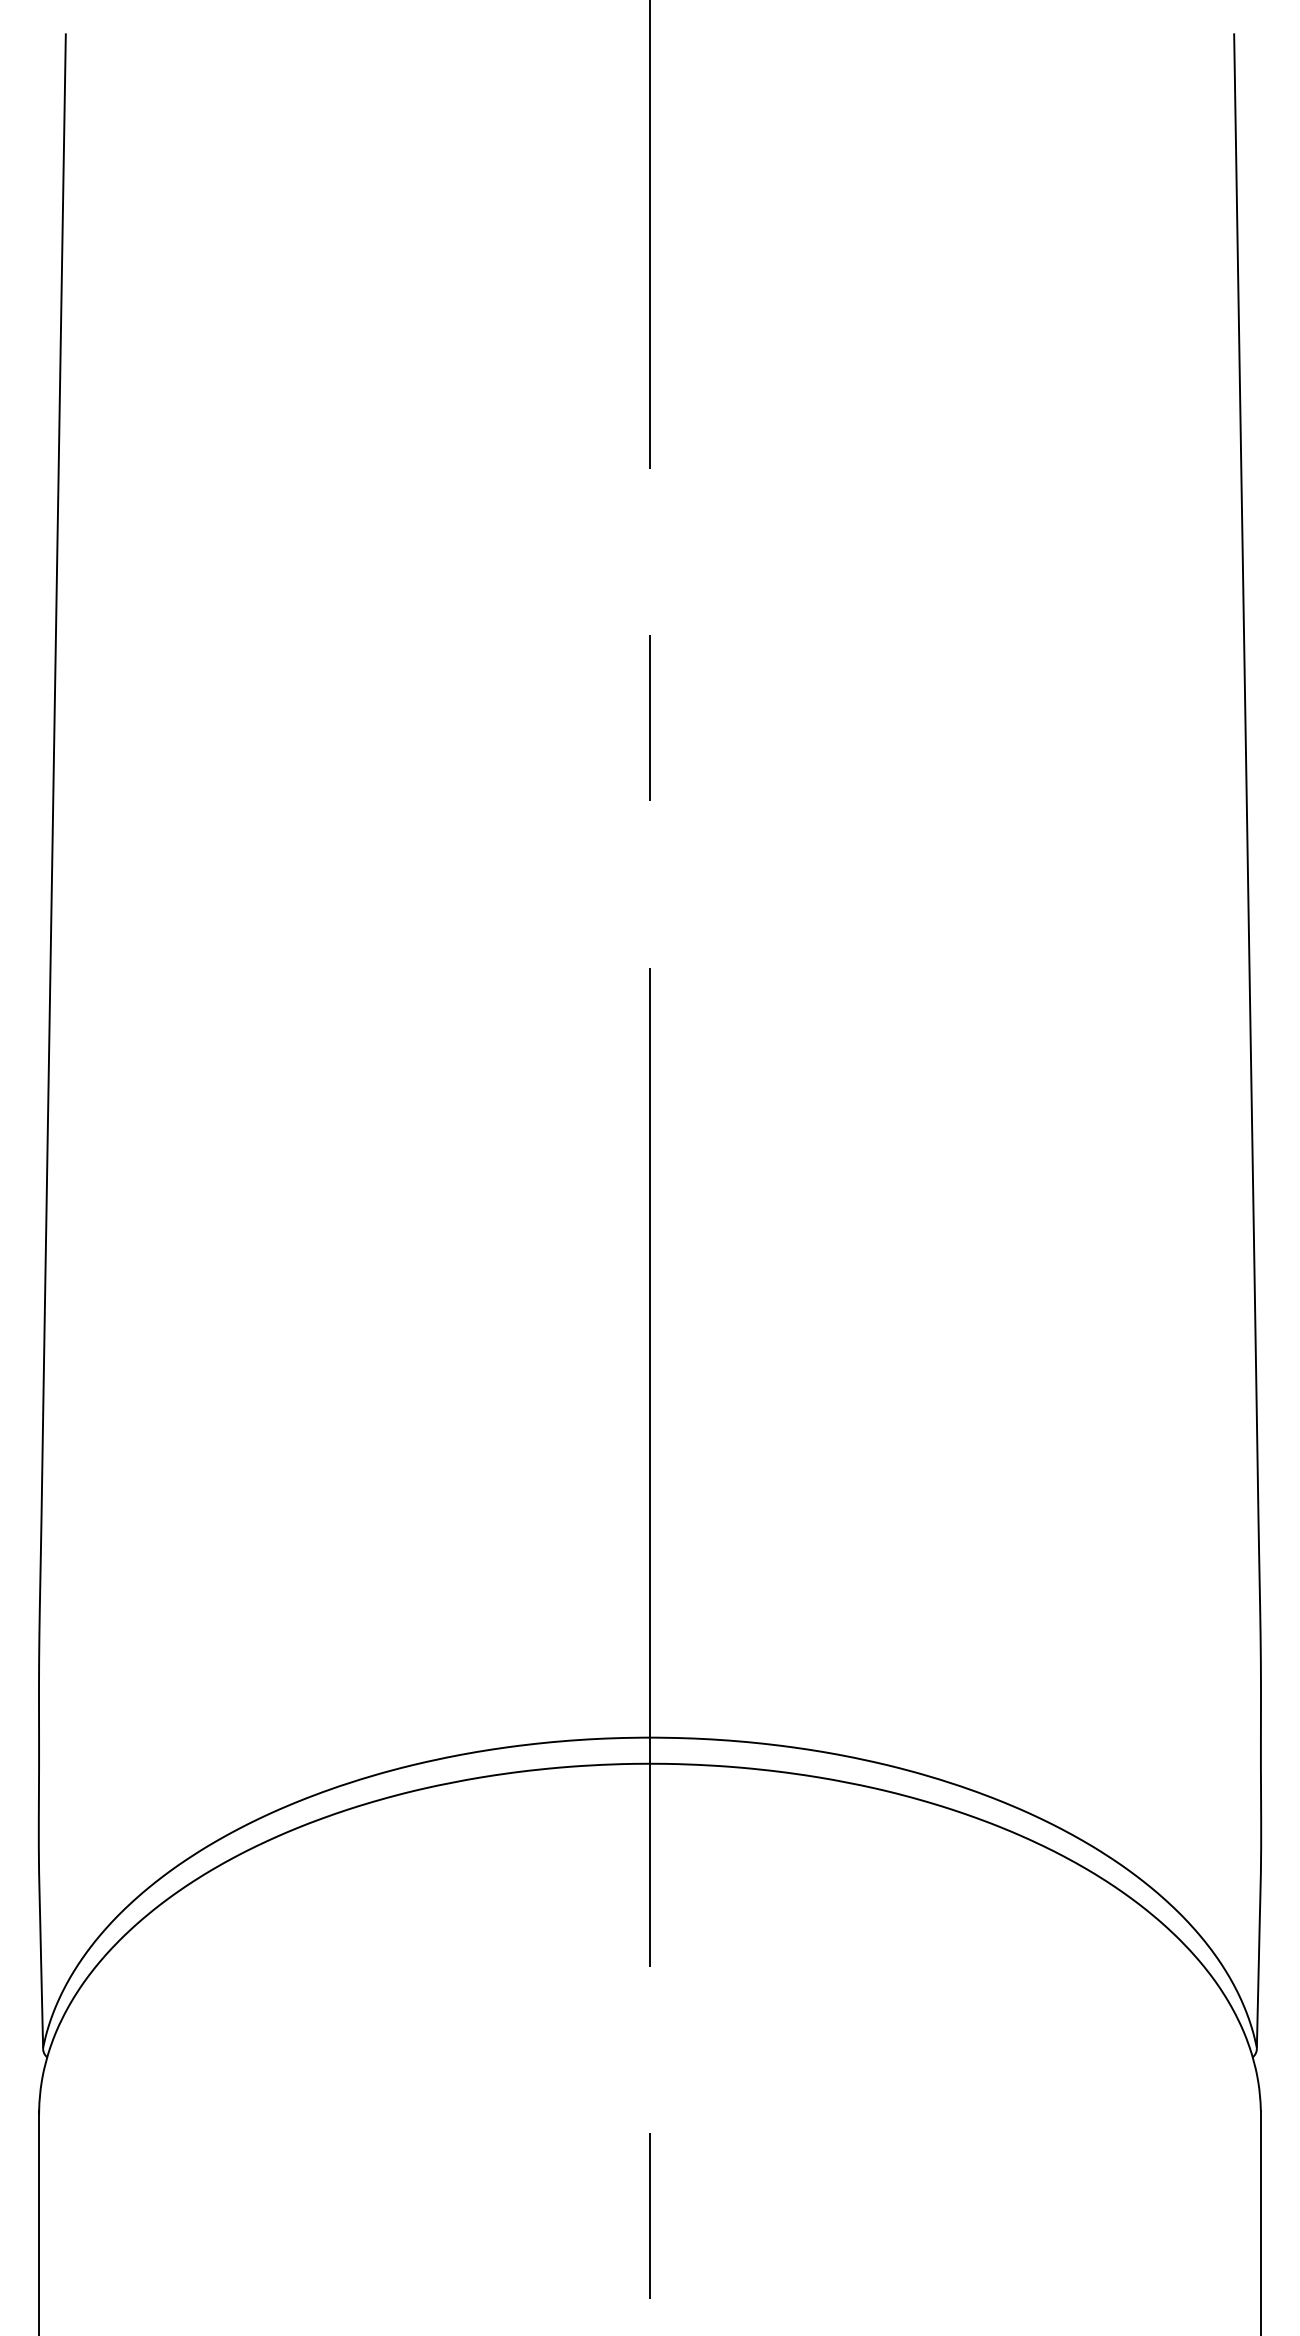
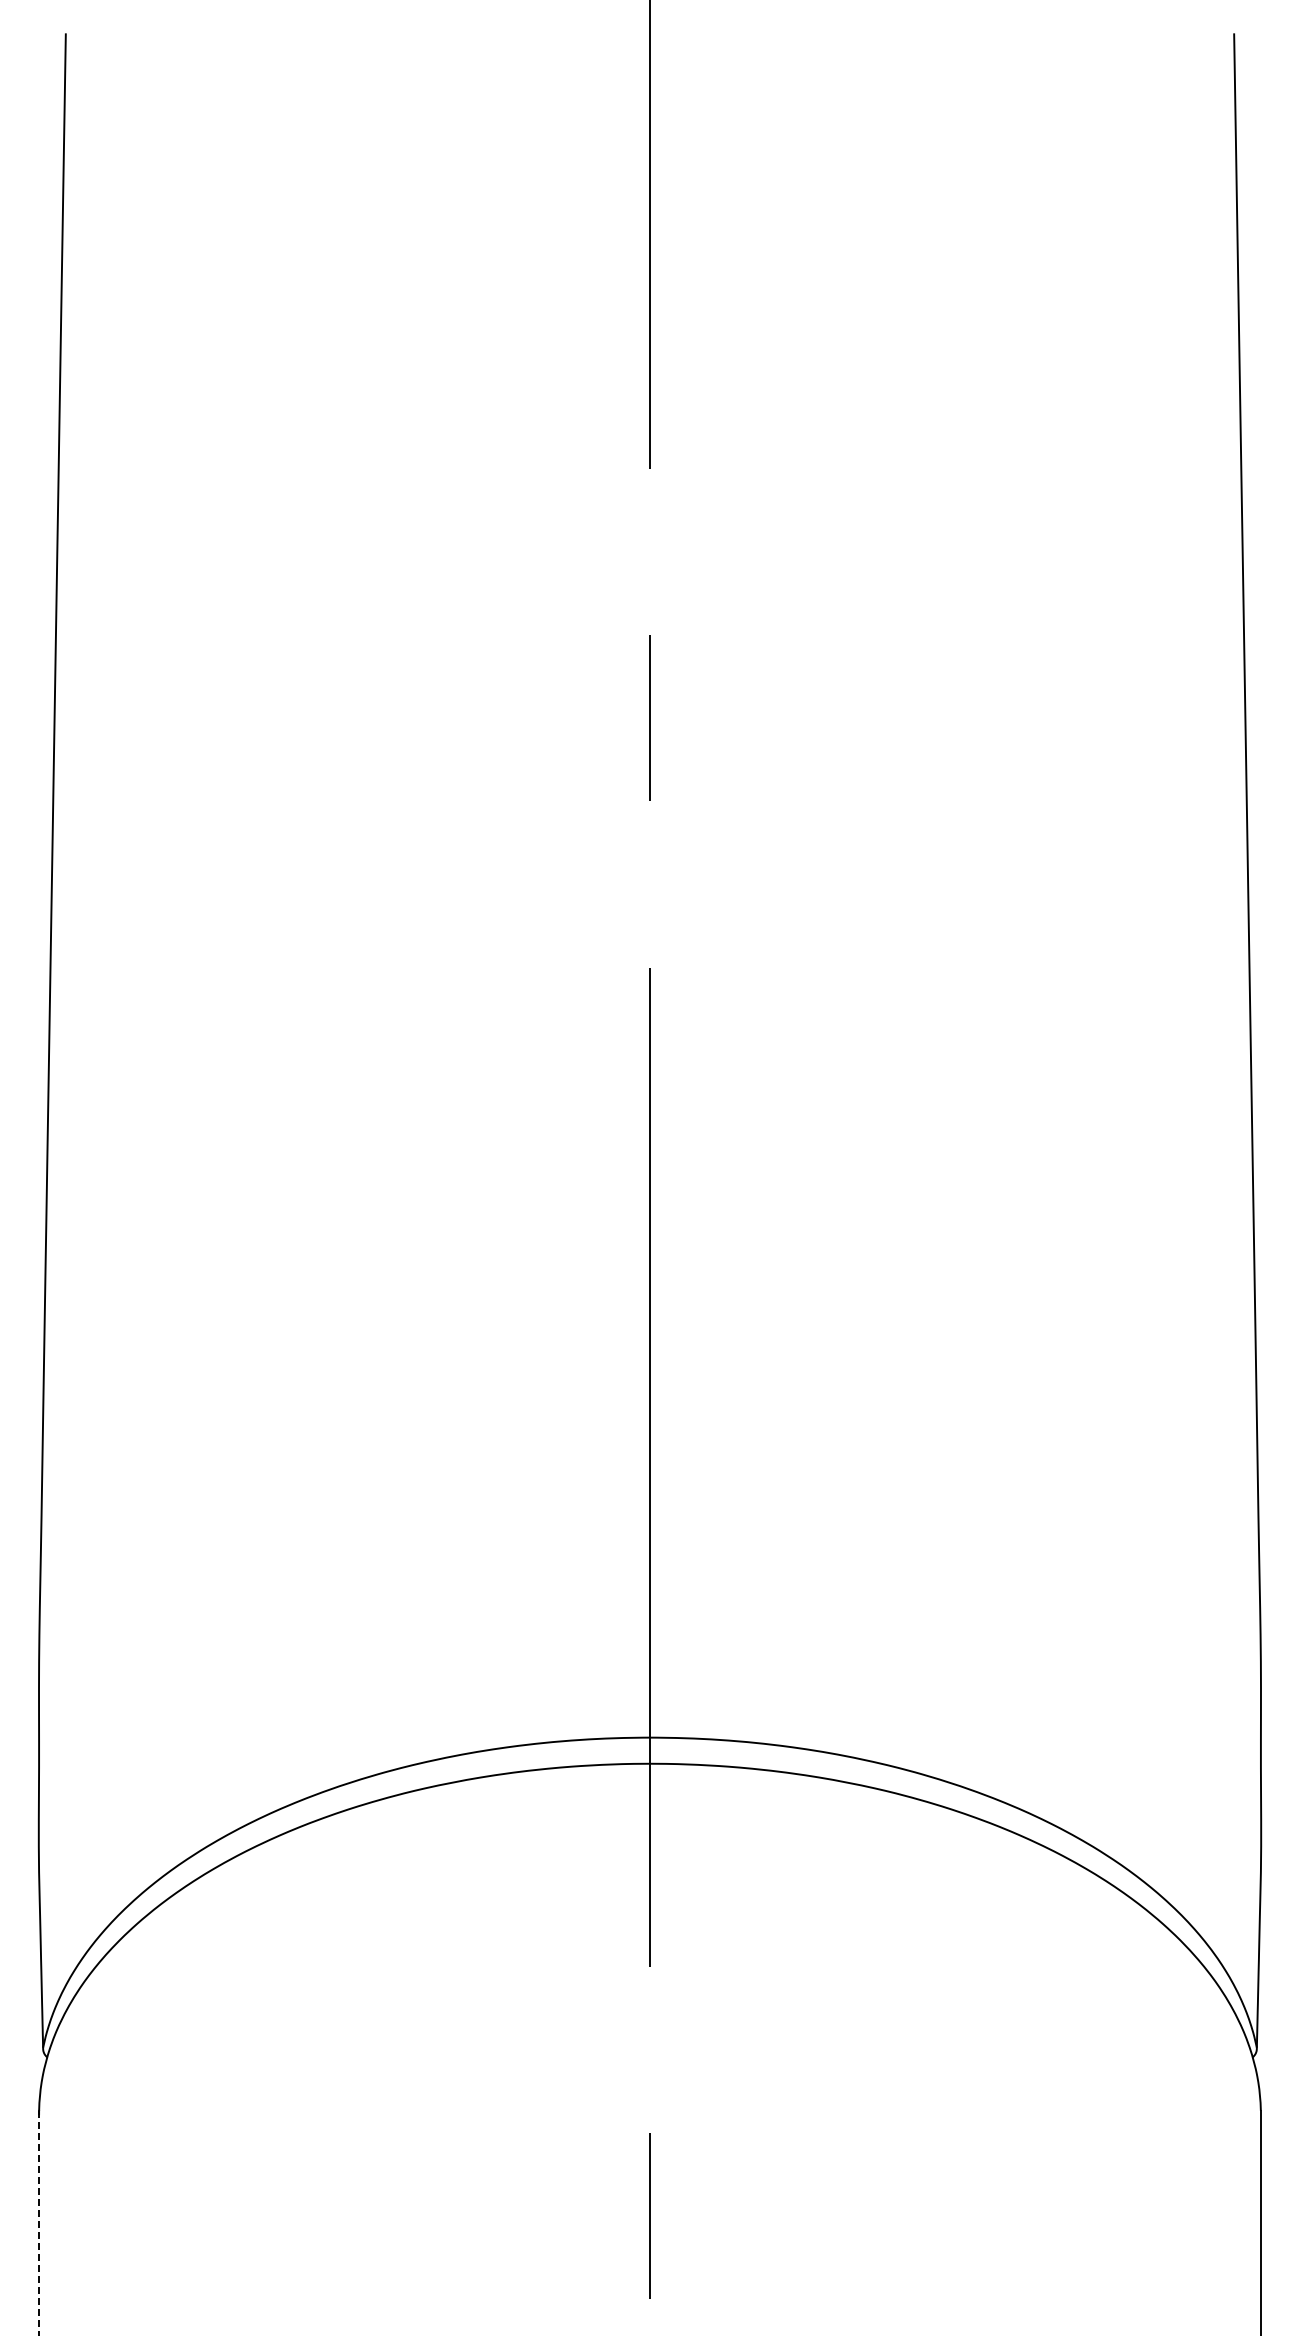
line: solid -> dashed (39, 2223)
